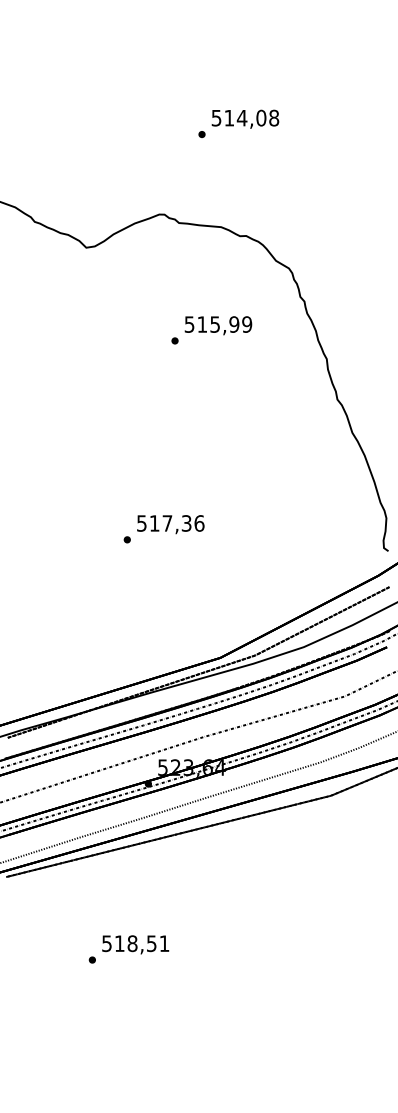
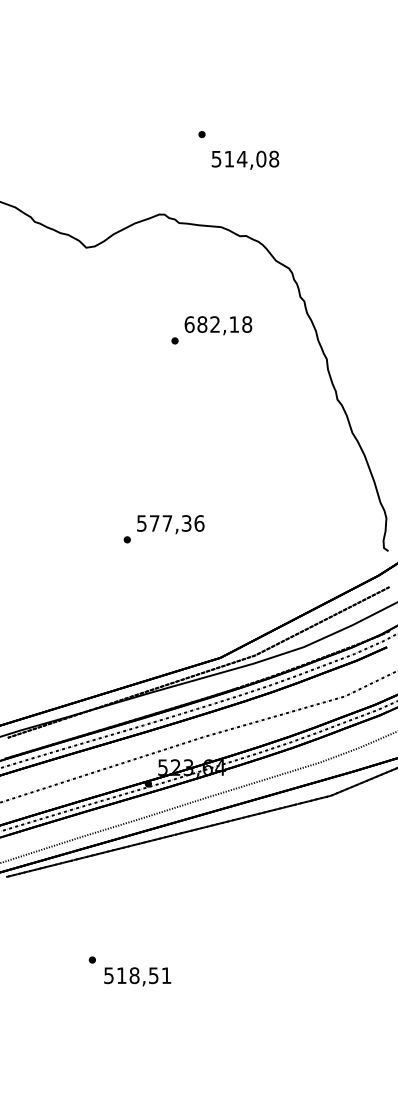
text position: (245, 118) -> (245, 159) (245, 159)
text: 515,99 -> 682,18 (218, 324)
text: 517,36 -> 577,36 (154, 523)
text position: (135, 944) -> (137, 976) (137, 976)
